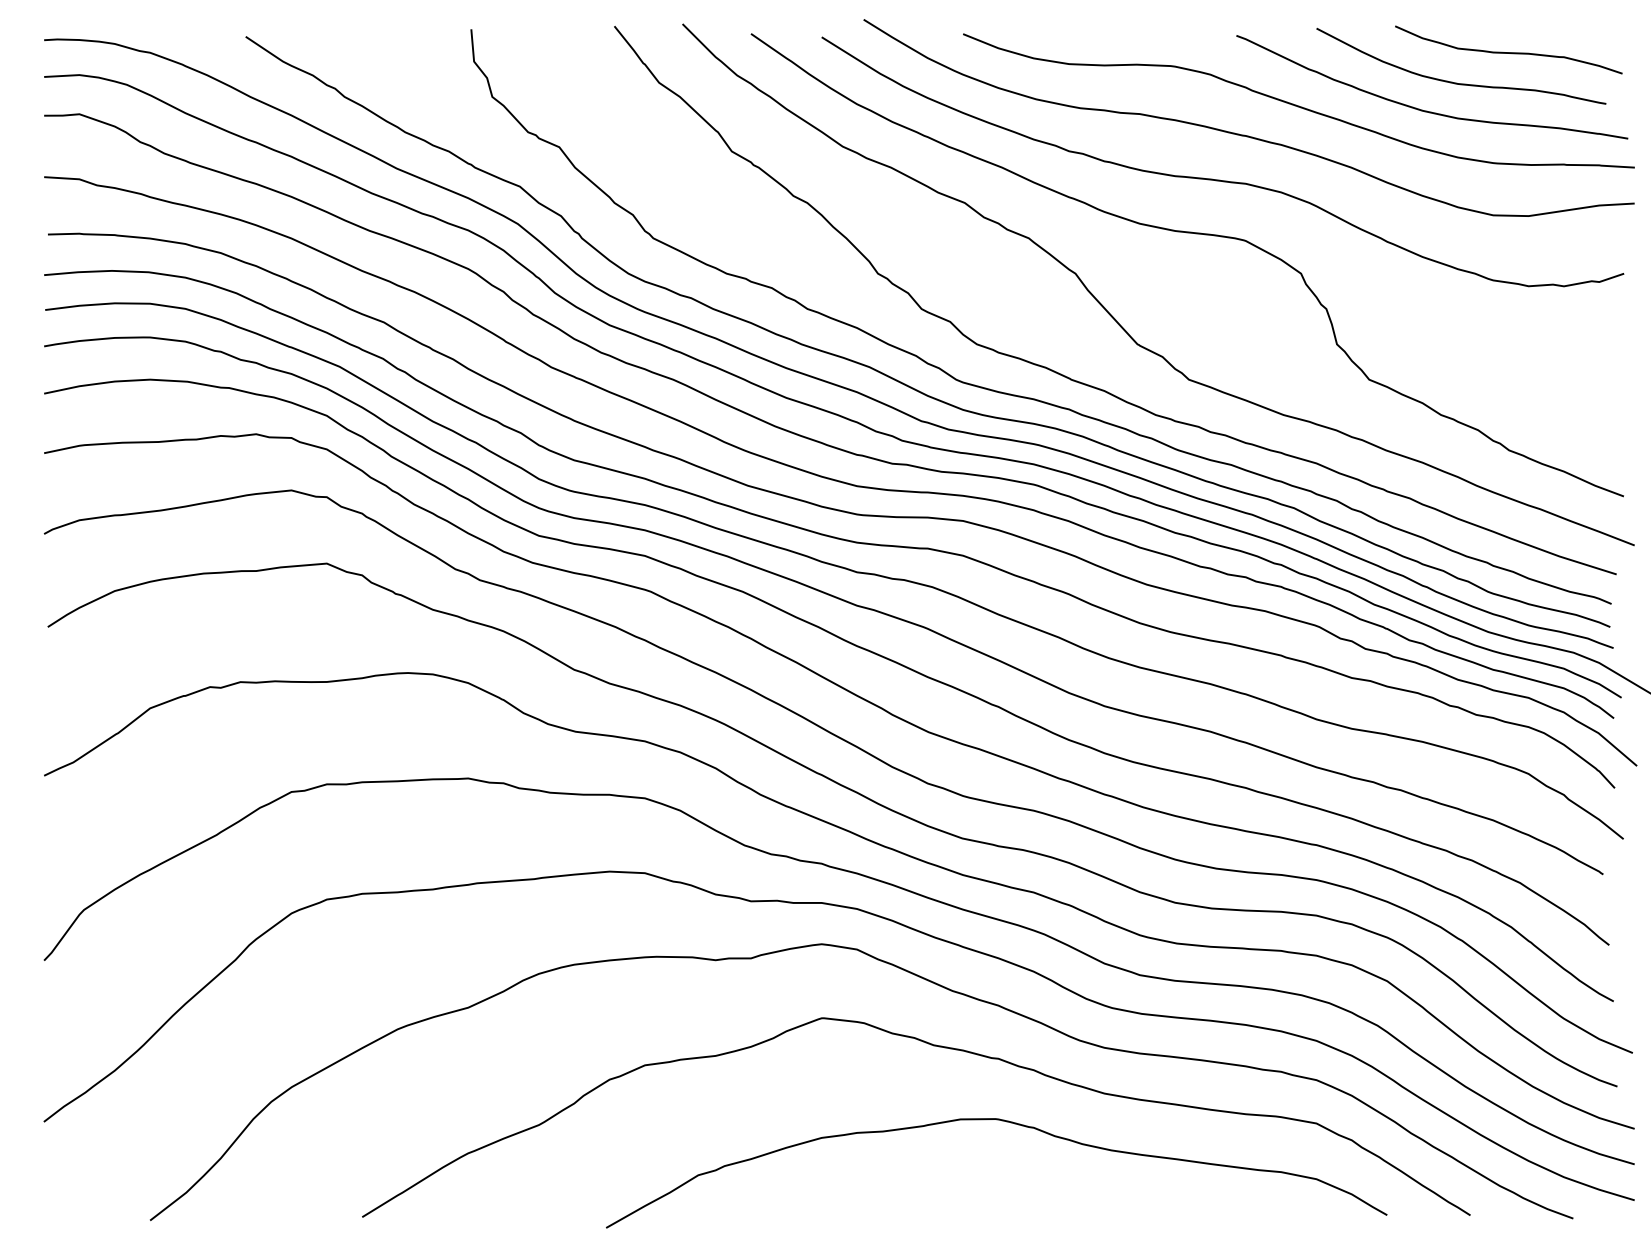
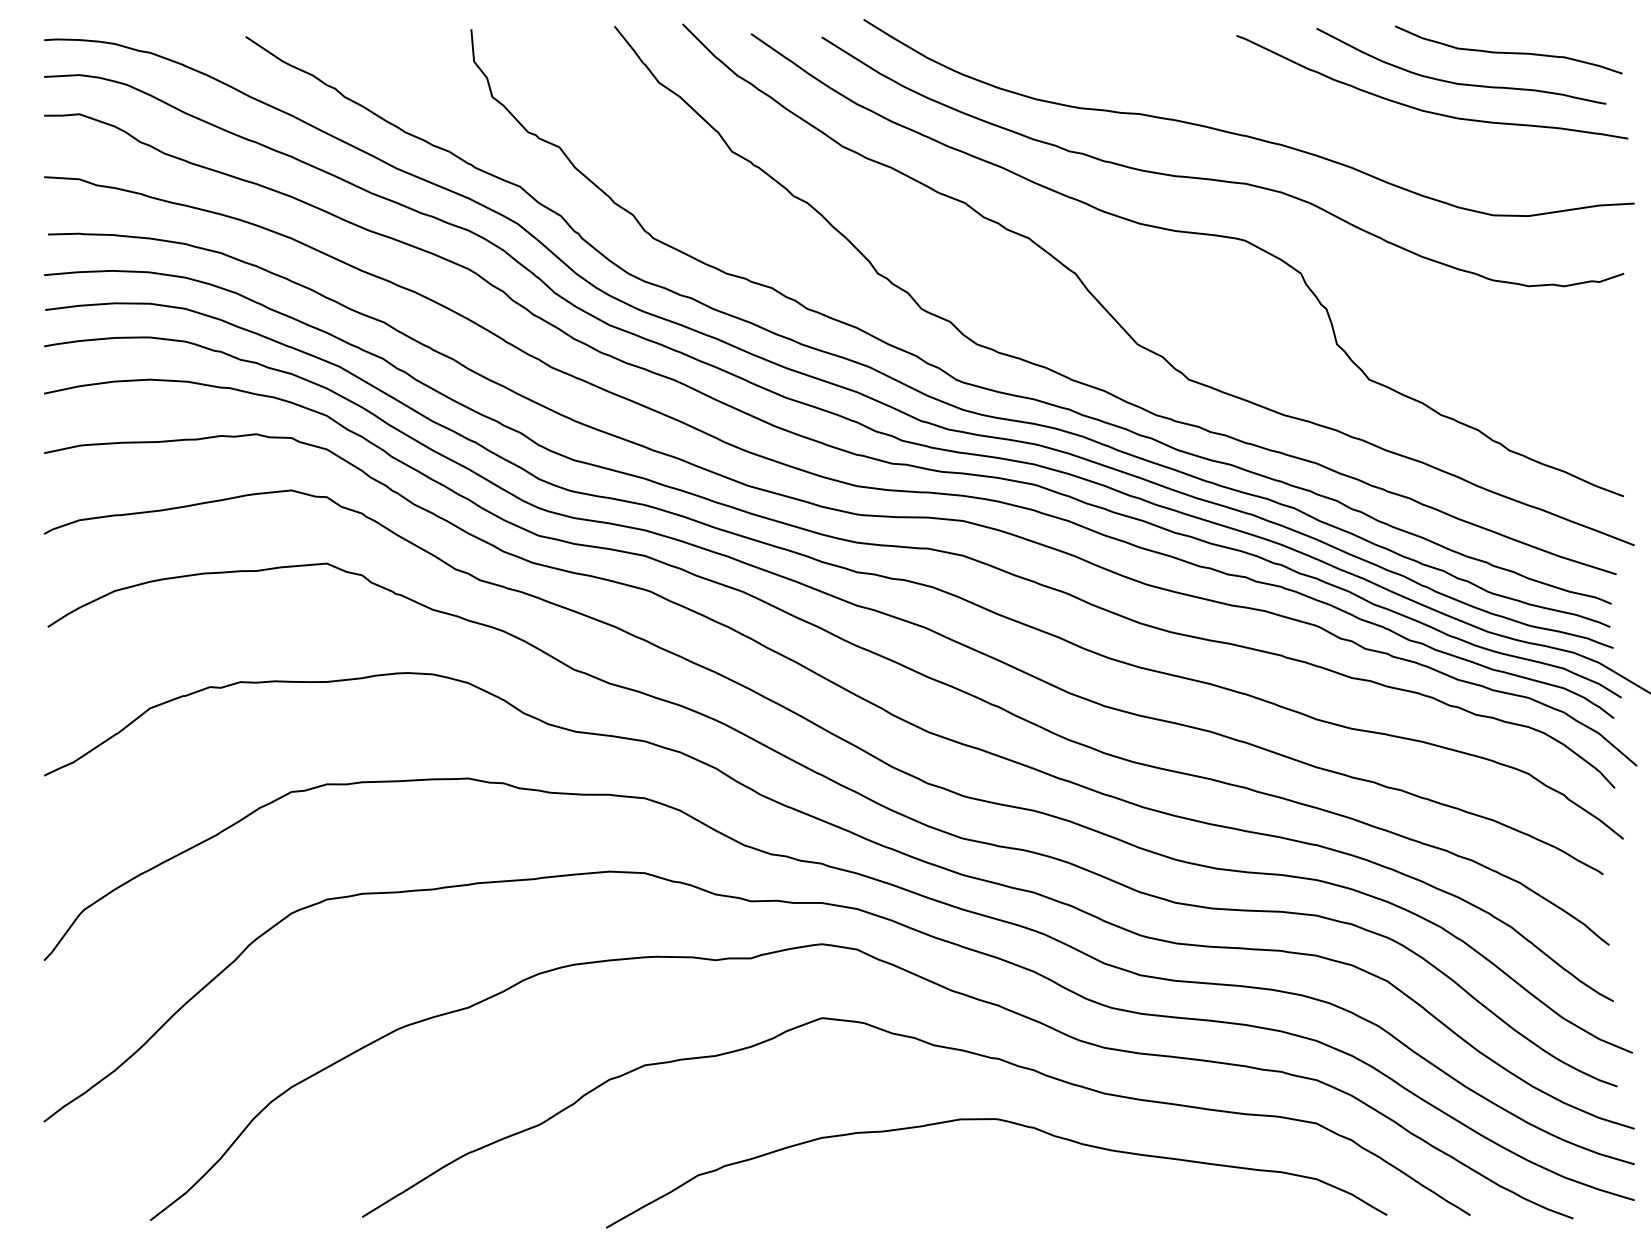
curve: present -> none (1296, 104)
